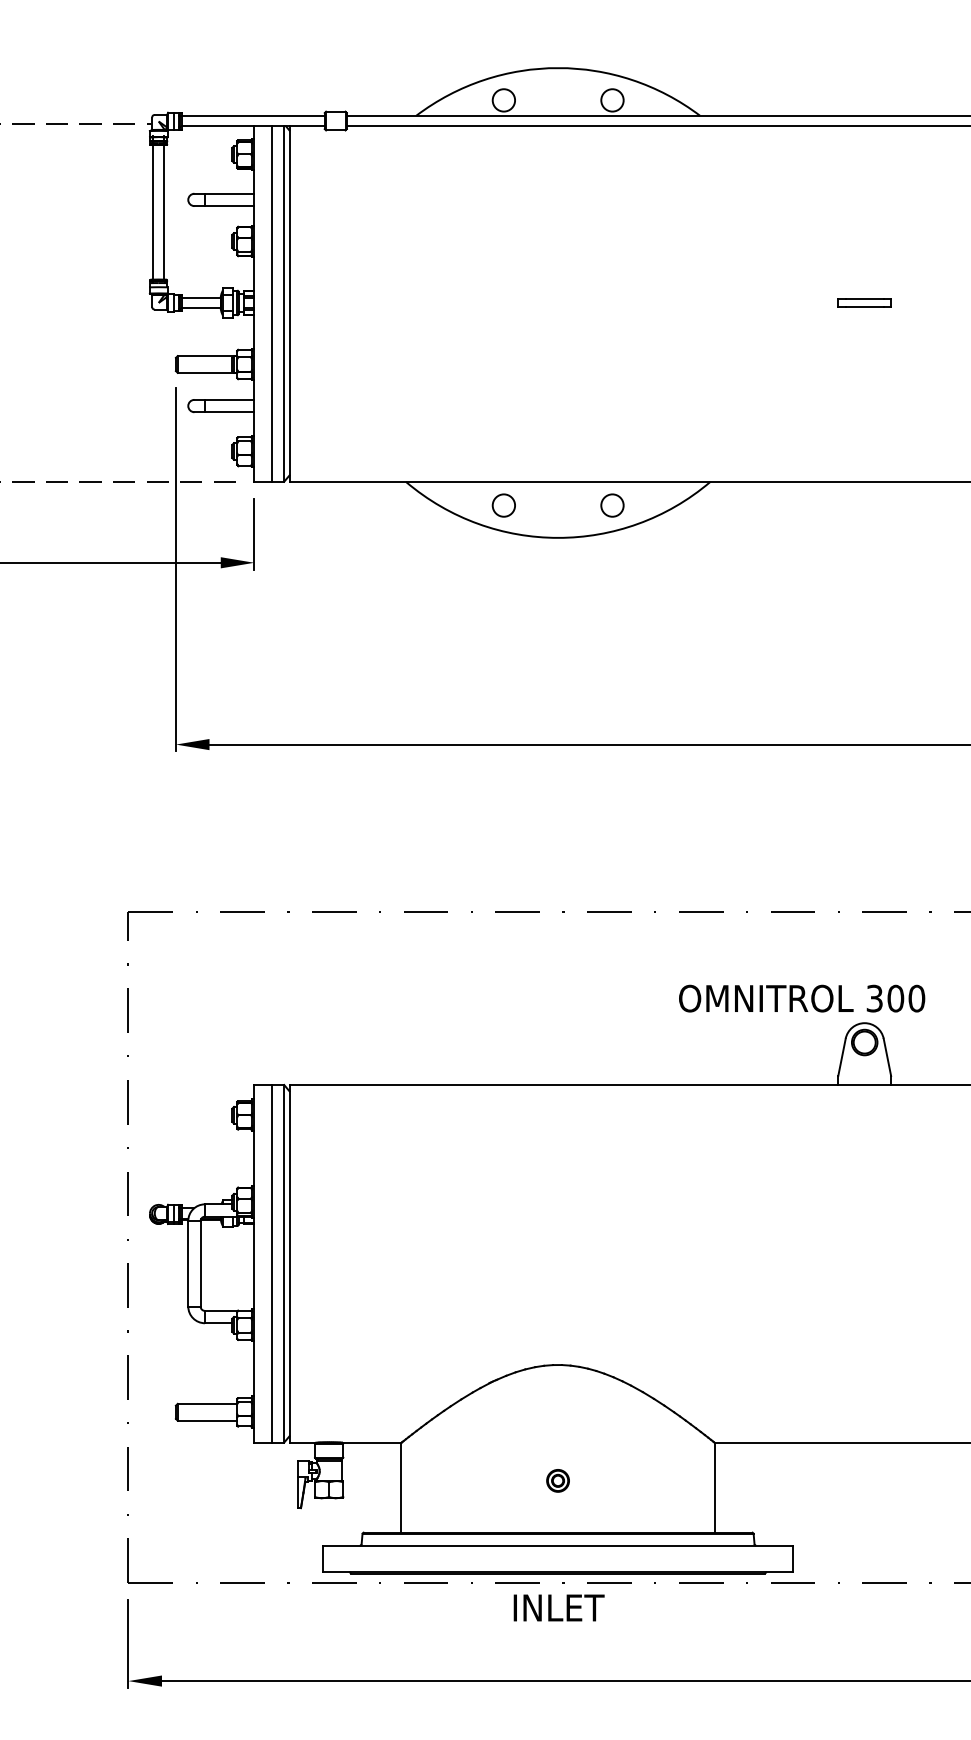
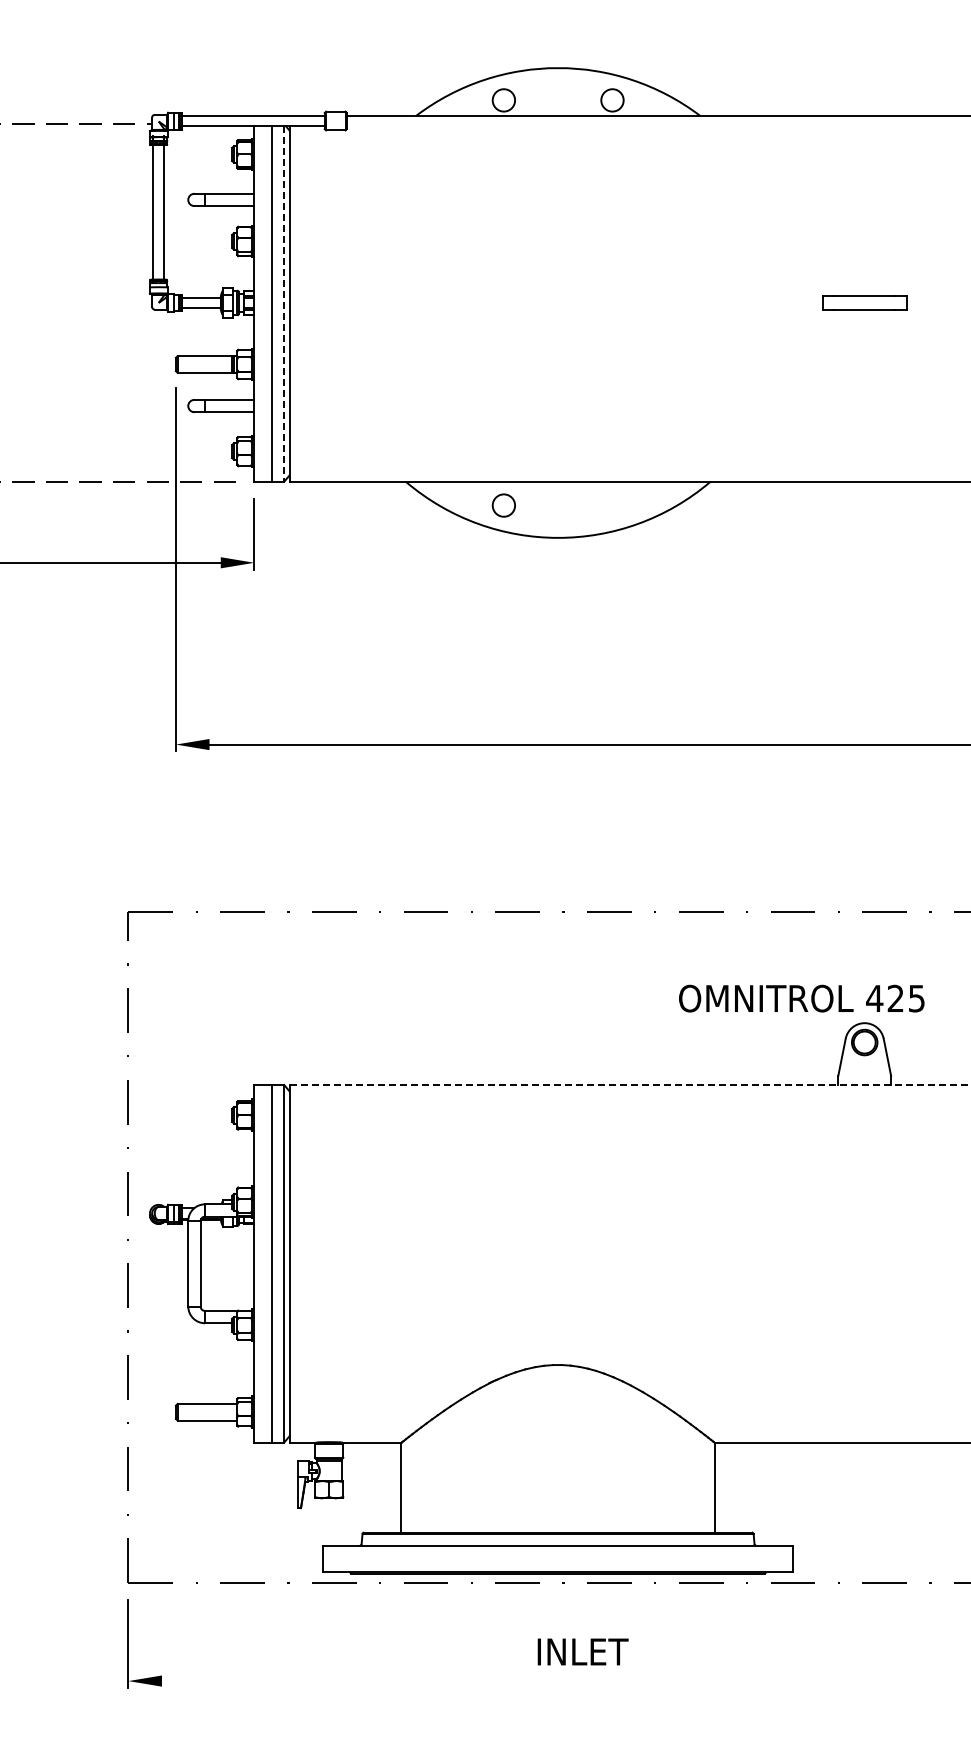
line: present -> none (656, 126)
part size: 55x10 px -> 86x16 px (864, 302)
line: solid -> dashed (284, 304)
circle: present -> none (612, 505)
text: 300 -> 425 (895, 998)
line: solid -> dashed (630, 1084)
part: present -> none (557, 1480)
text position: (558, 1607) -> (582, 1651) (582, 1651)
line: present -> none (564, 1681)
